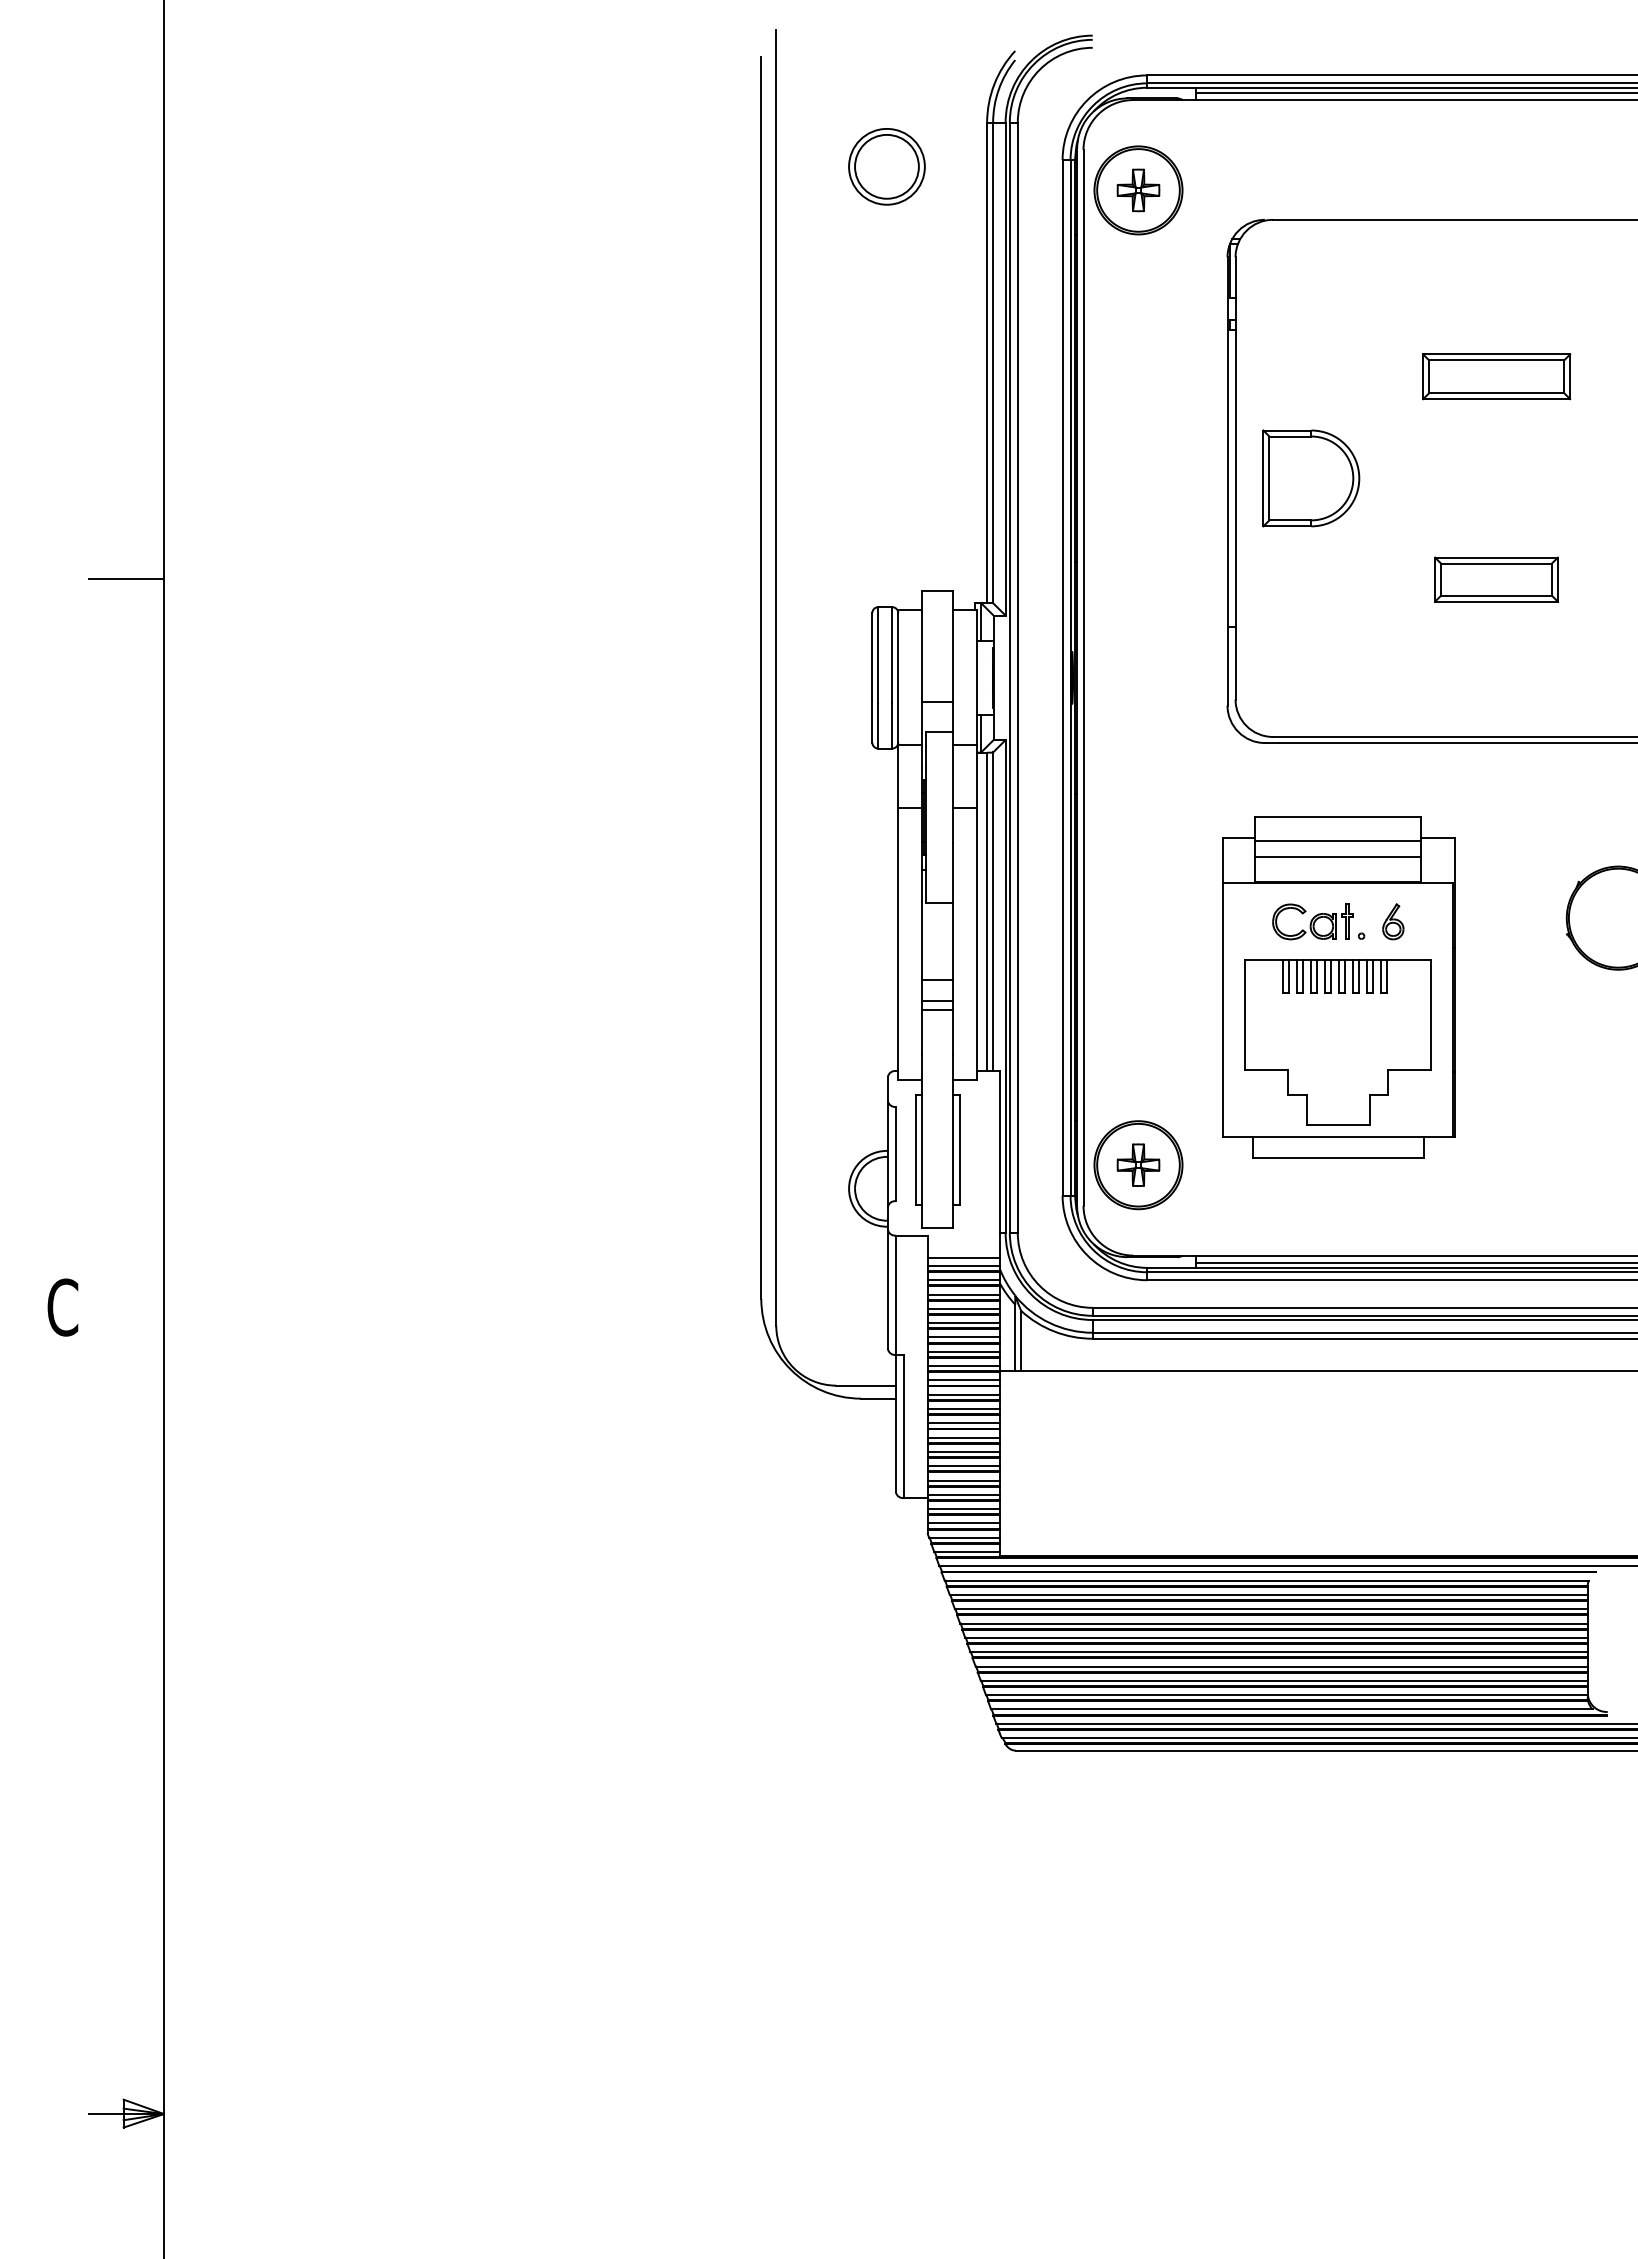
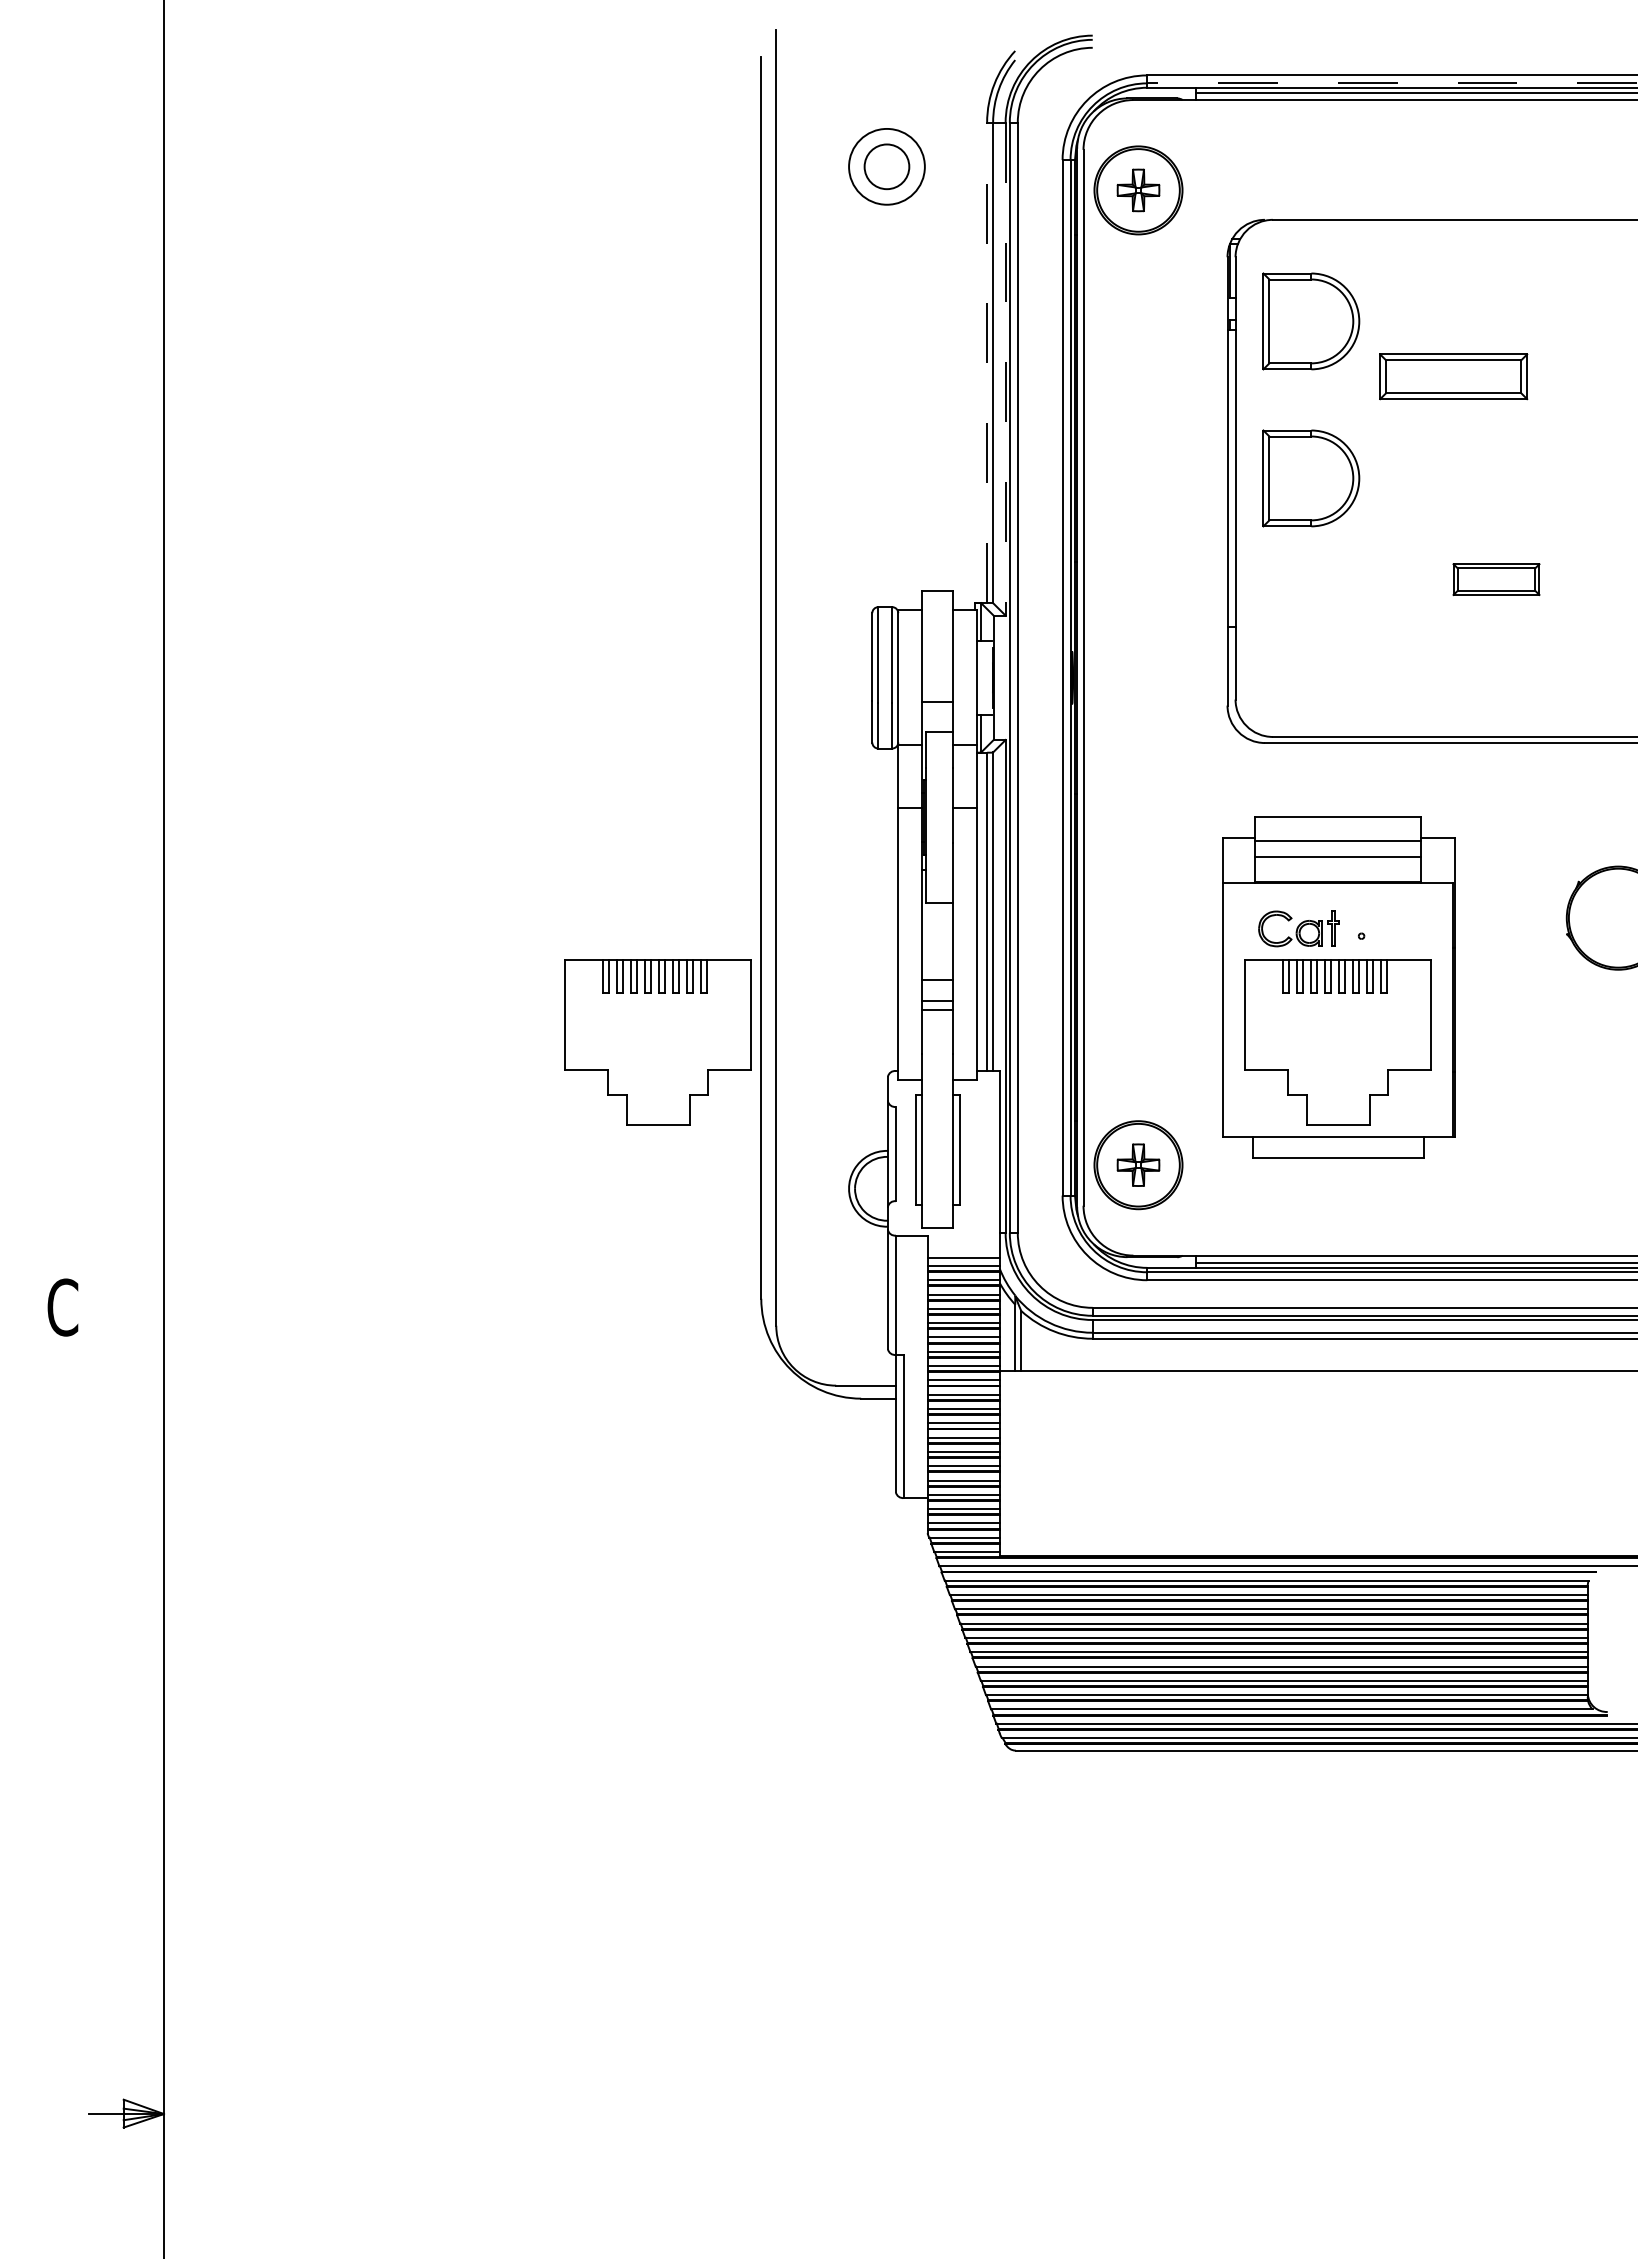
line: solid -> dashed (1392, 83)
circle diameter: 64 px -> 45 px (886, 166)
part: none -> present (1311, 321)
line: solid -> dashed (987, 362)
line: solid -> dashed (1005, 369)
part position: (1496, 376) -> (1453, 376) (1453, 376)
line: present -> none (126, 579)
part size: 125x47 px -> 89x33 px (1496, 579)
part position: (1312, 921) -> (1298, 928) (1298, 928)
part: present -> none (1393, 921)
part: none -> present (657, 1042)
